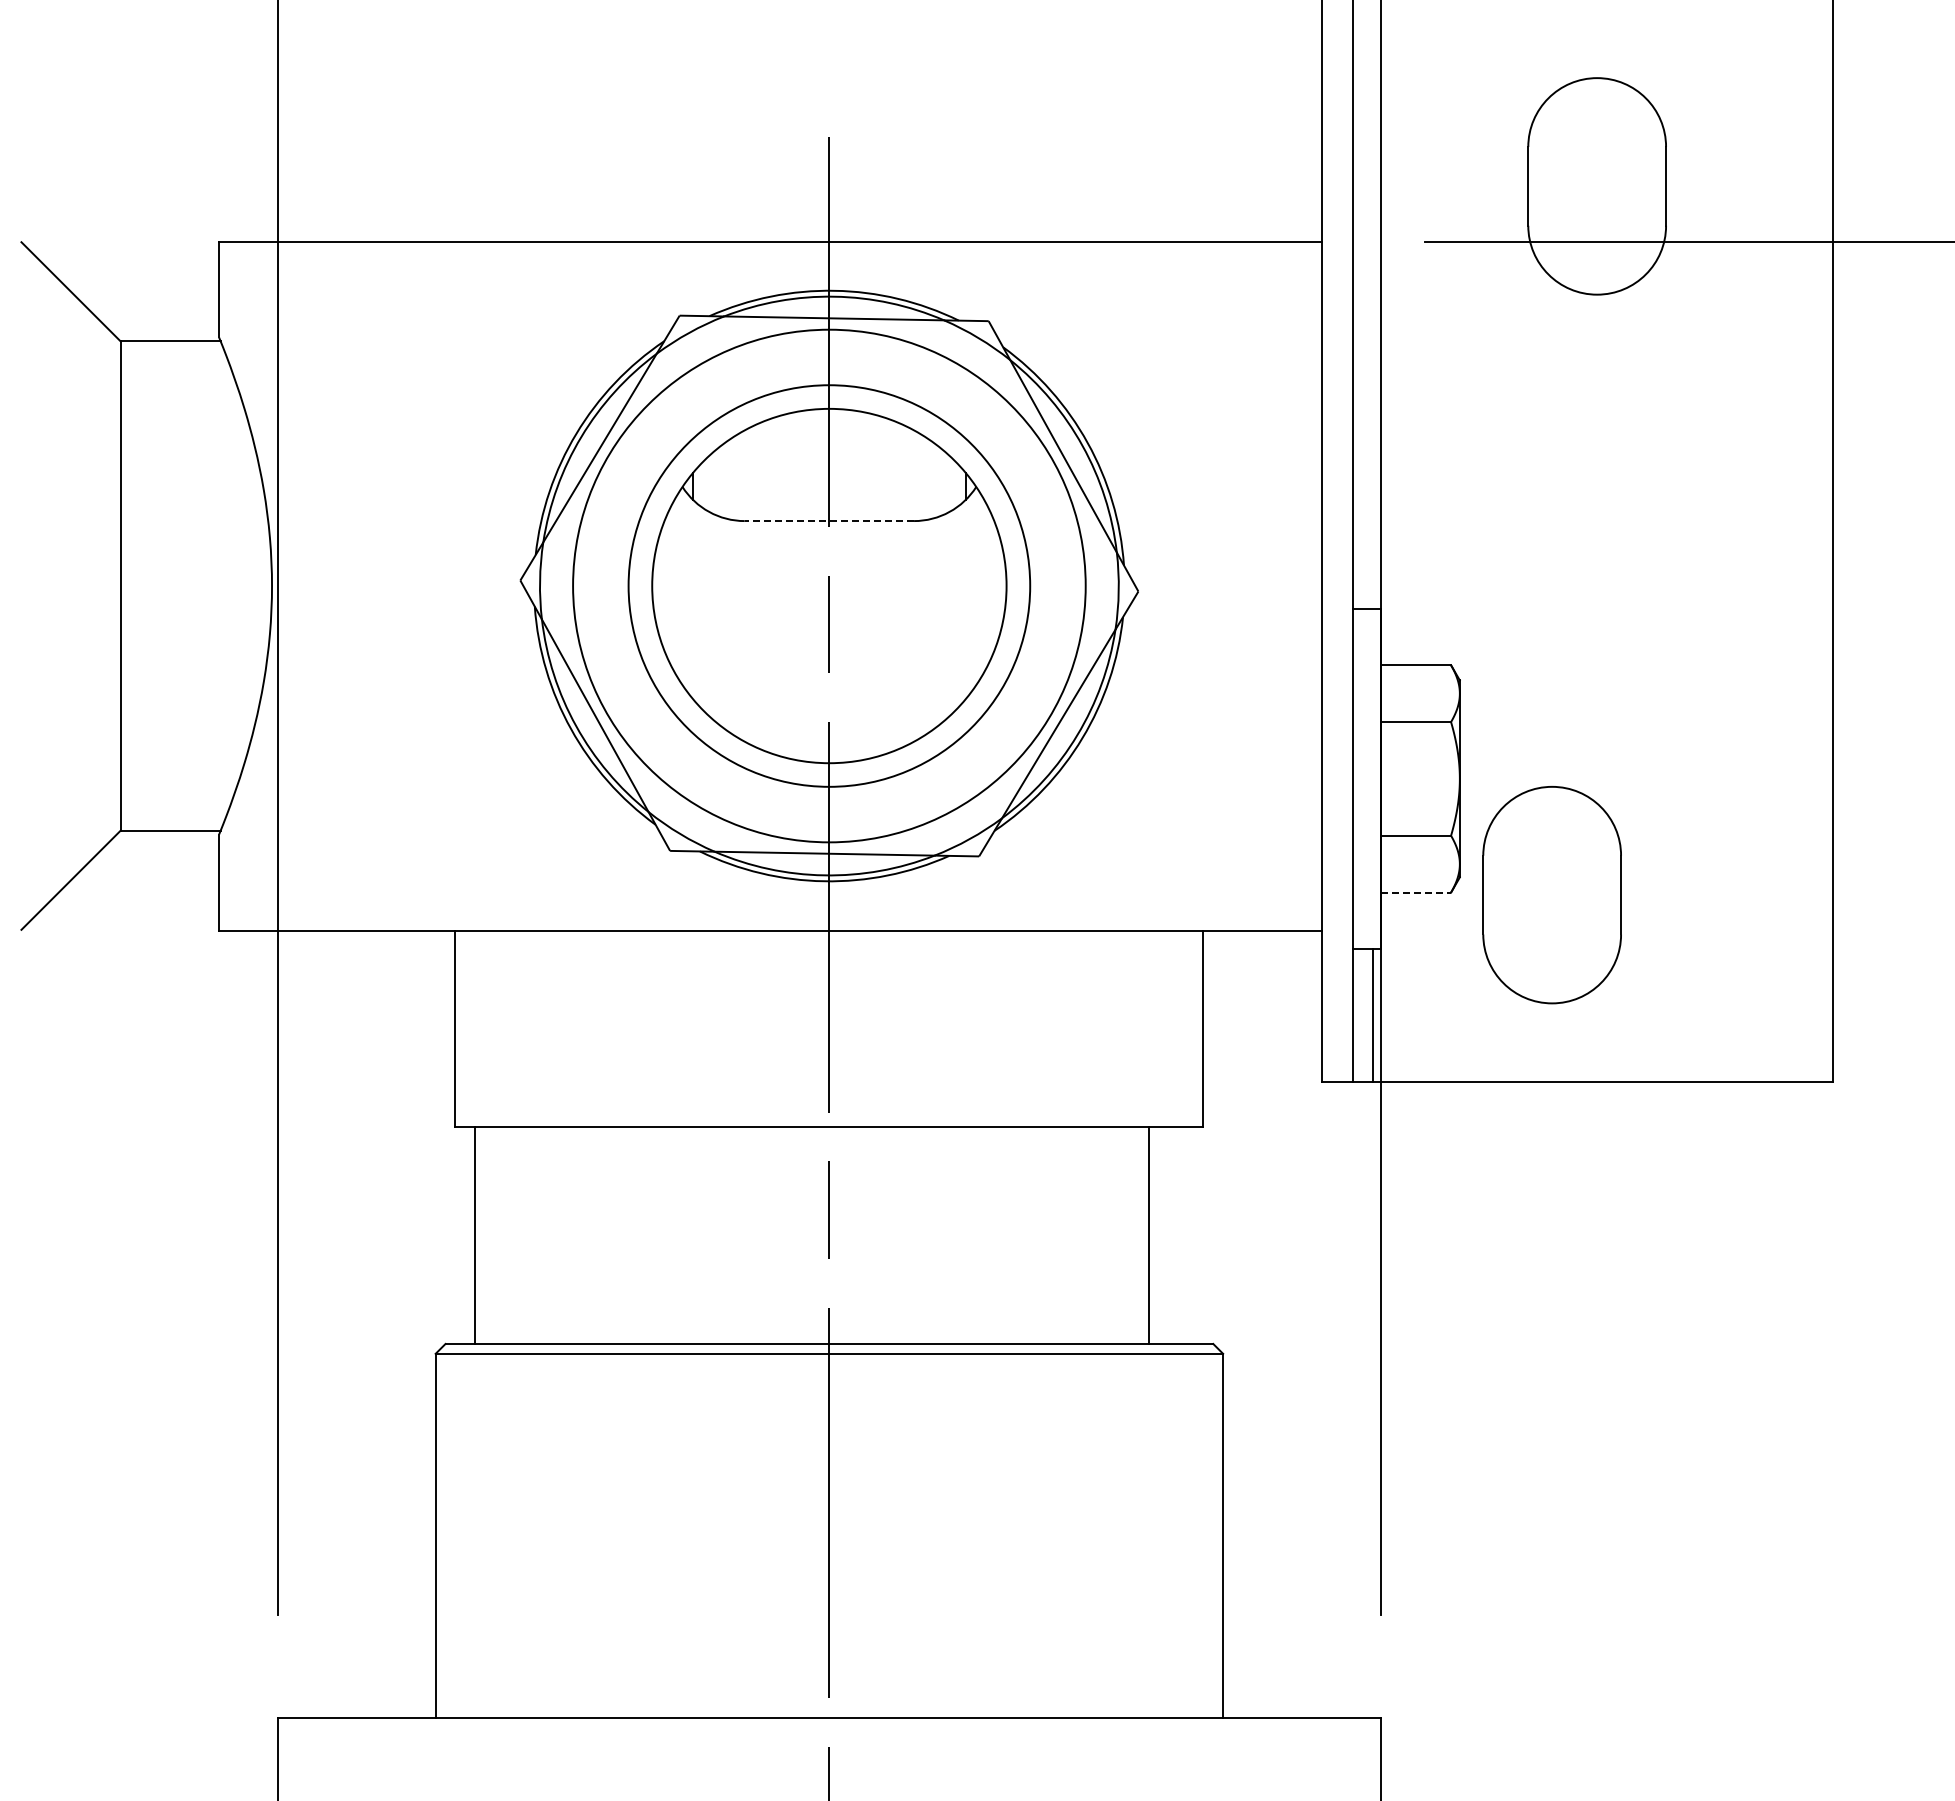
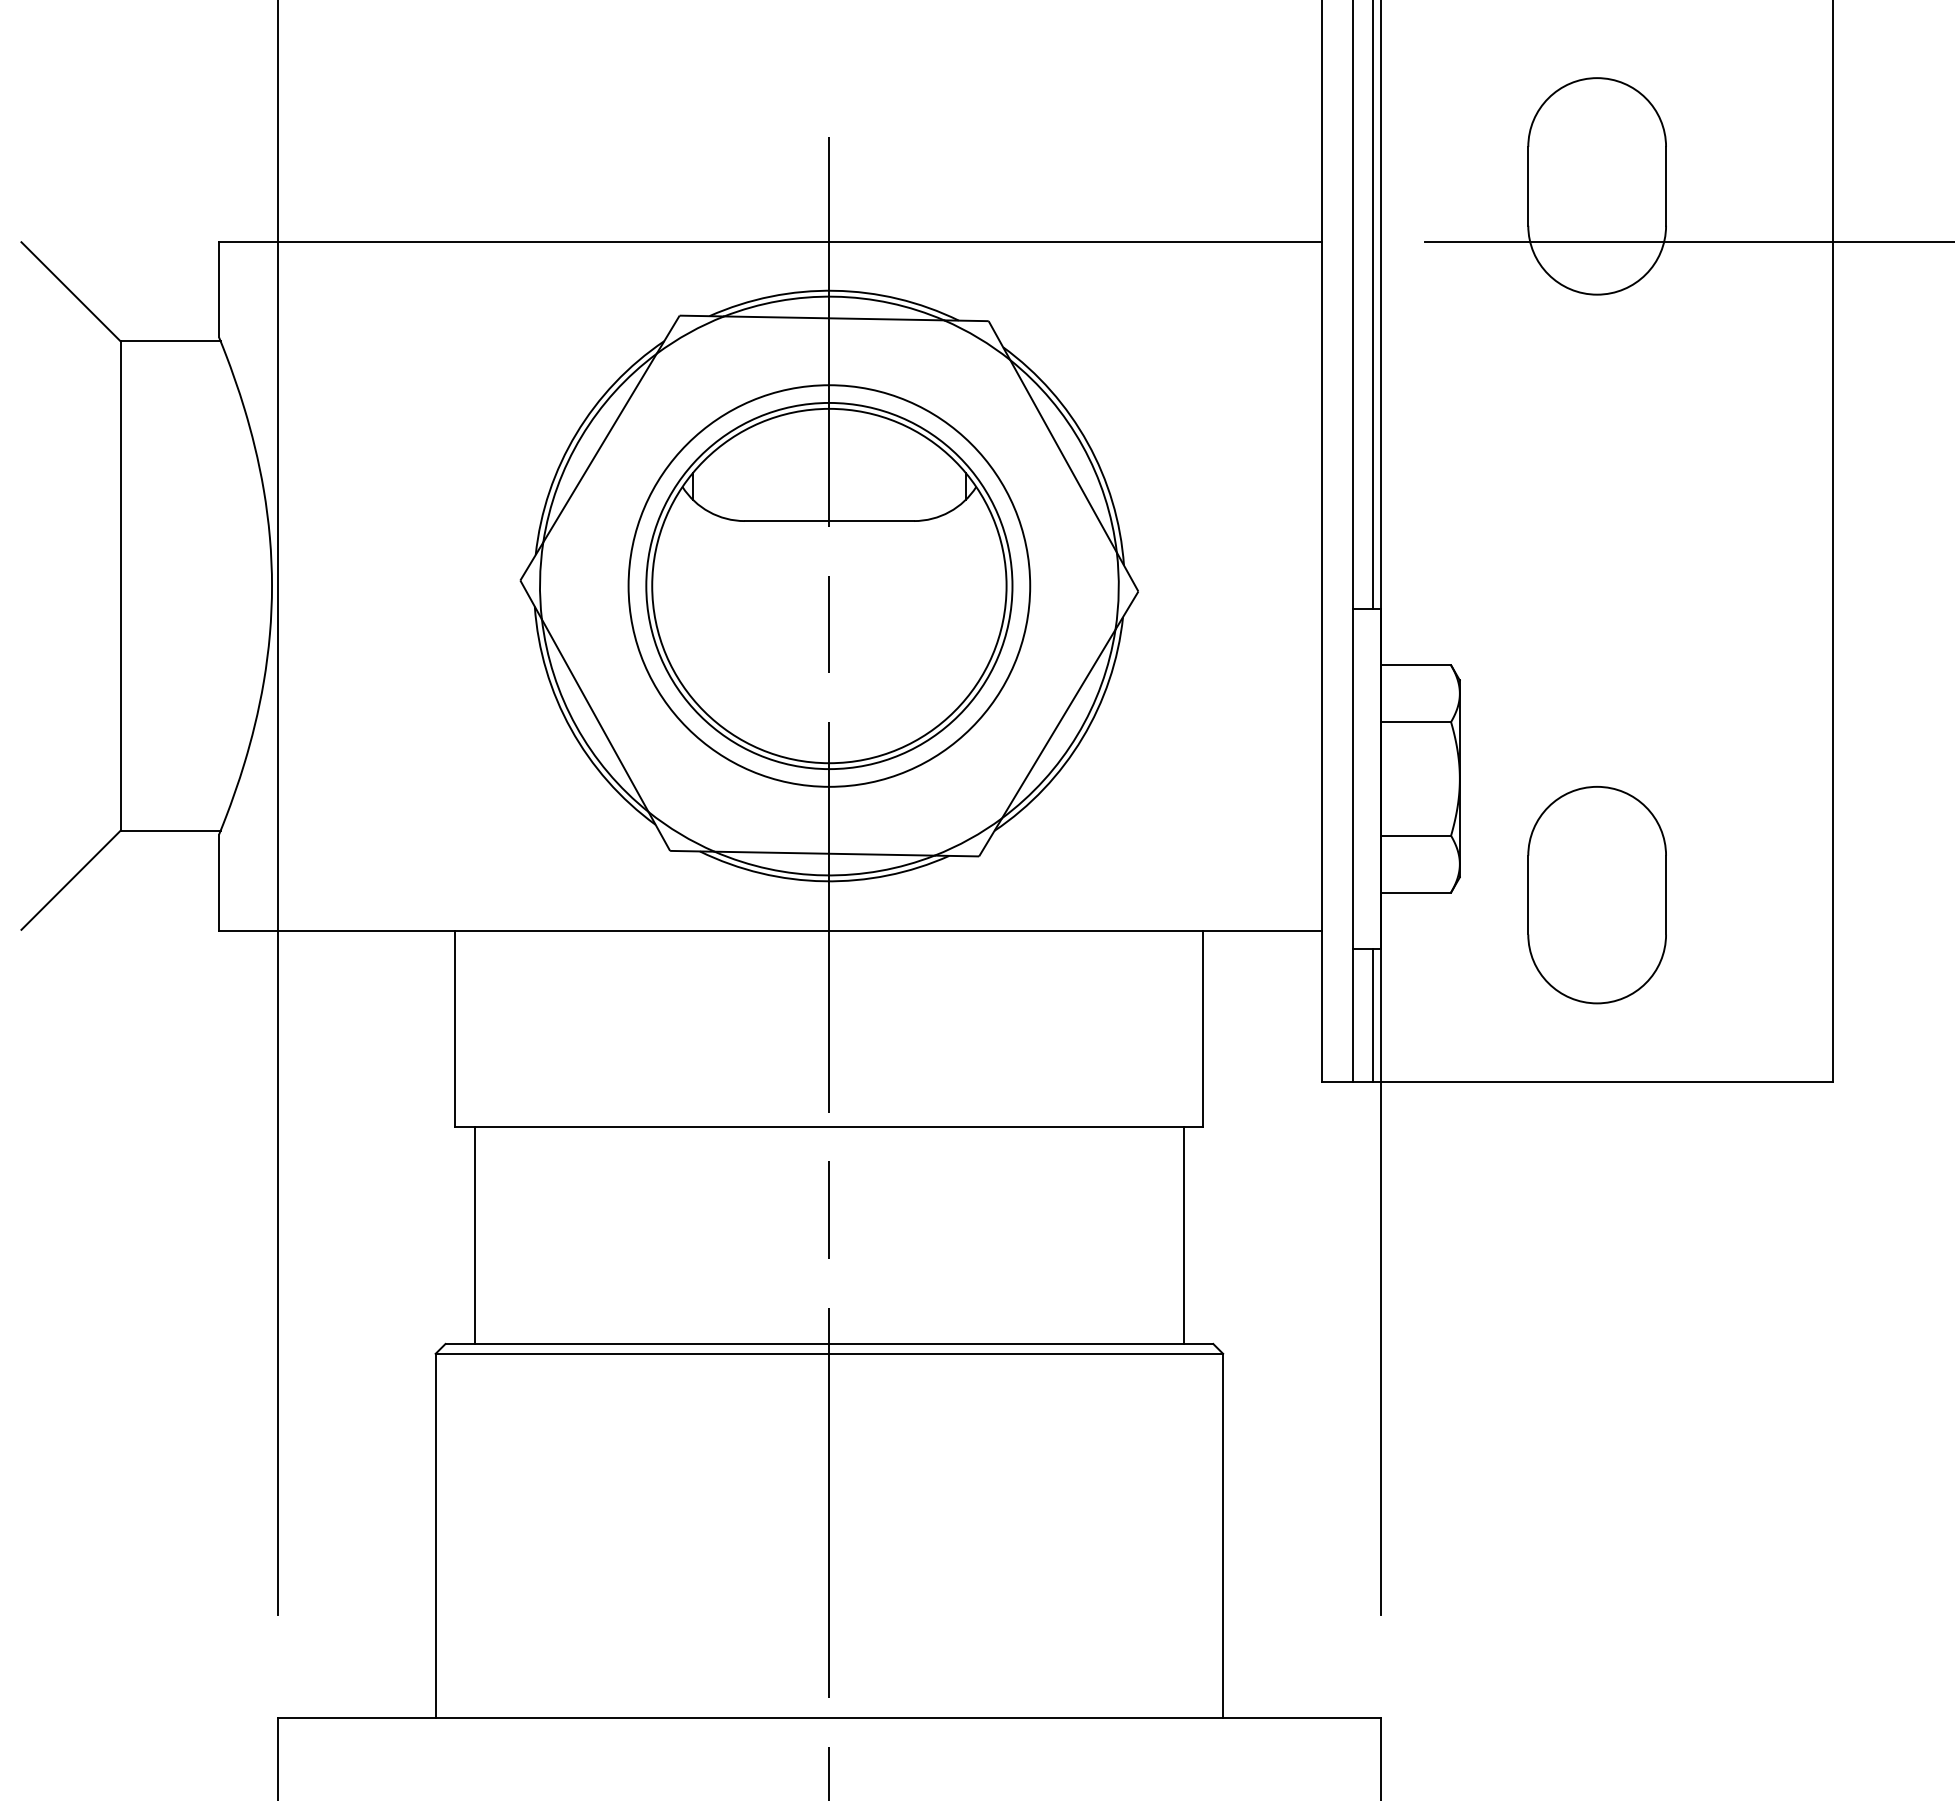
line: none -> present (1372, 305)
line: dashed -> solid (829, 521)
circle diameter: 513 px -> 366 px (829, 585)
line: dashed -> solid (1416, 892)
part position: (1551, 895) -> (1596, 895) (1596, 895)
line position: (1148, 1235) -> (1183, 1235) (1183, 1235)
